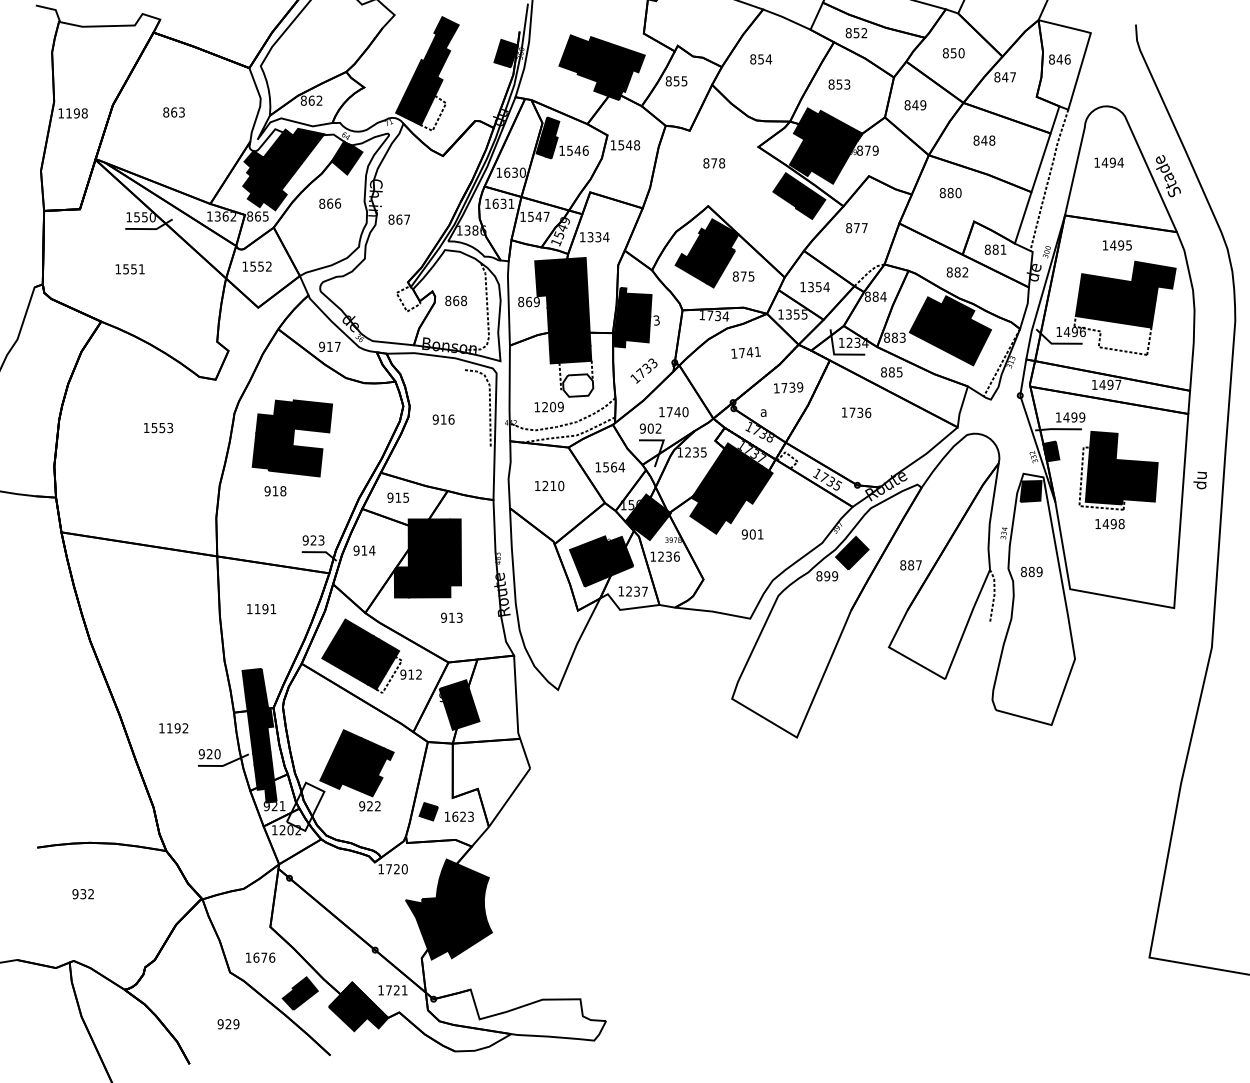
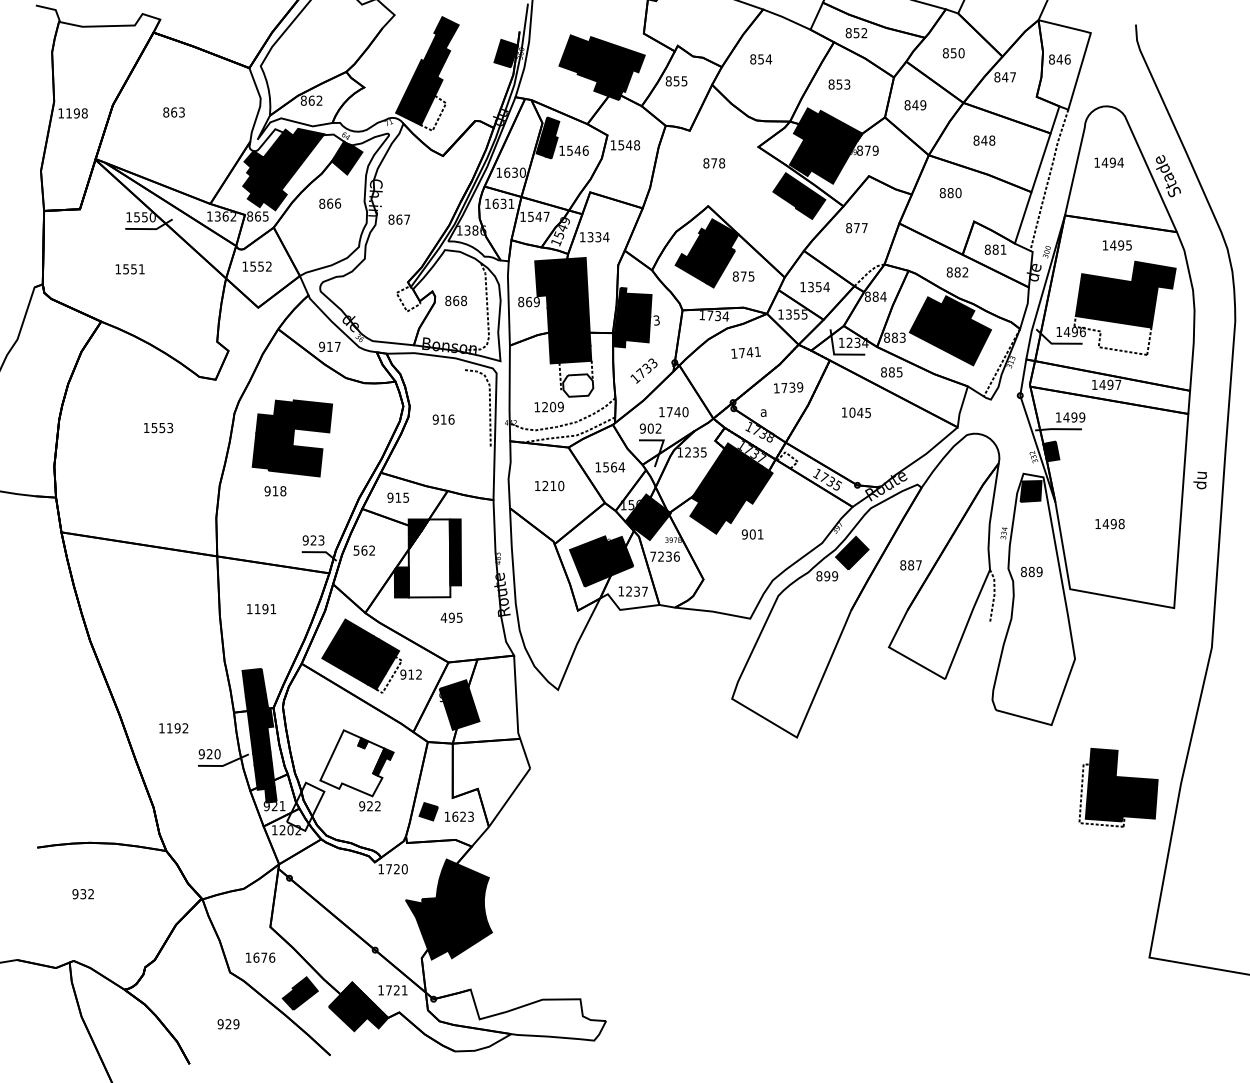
text: 1736 -> 1045 (860, 412)
part position: (1118, 470) -> (1118, 787) (1118, 787)
text: 914 -> 562 (364, 550)
text: 1236 -> 7236 (652, 556)
fill: present -> none (429, 558)
text: 913 -> 495 (451, 617)
fill: present -> none (352, 763)
